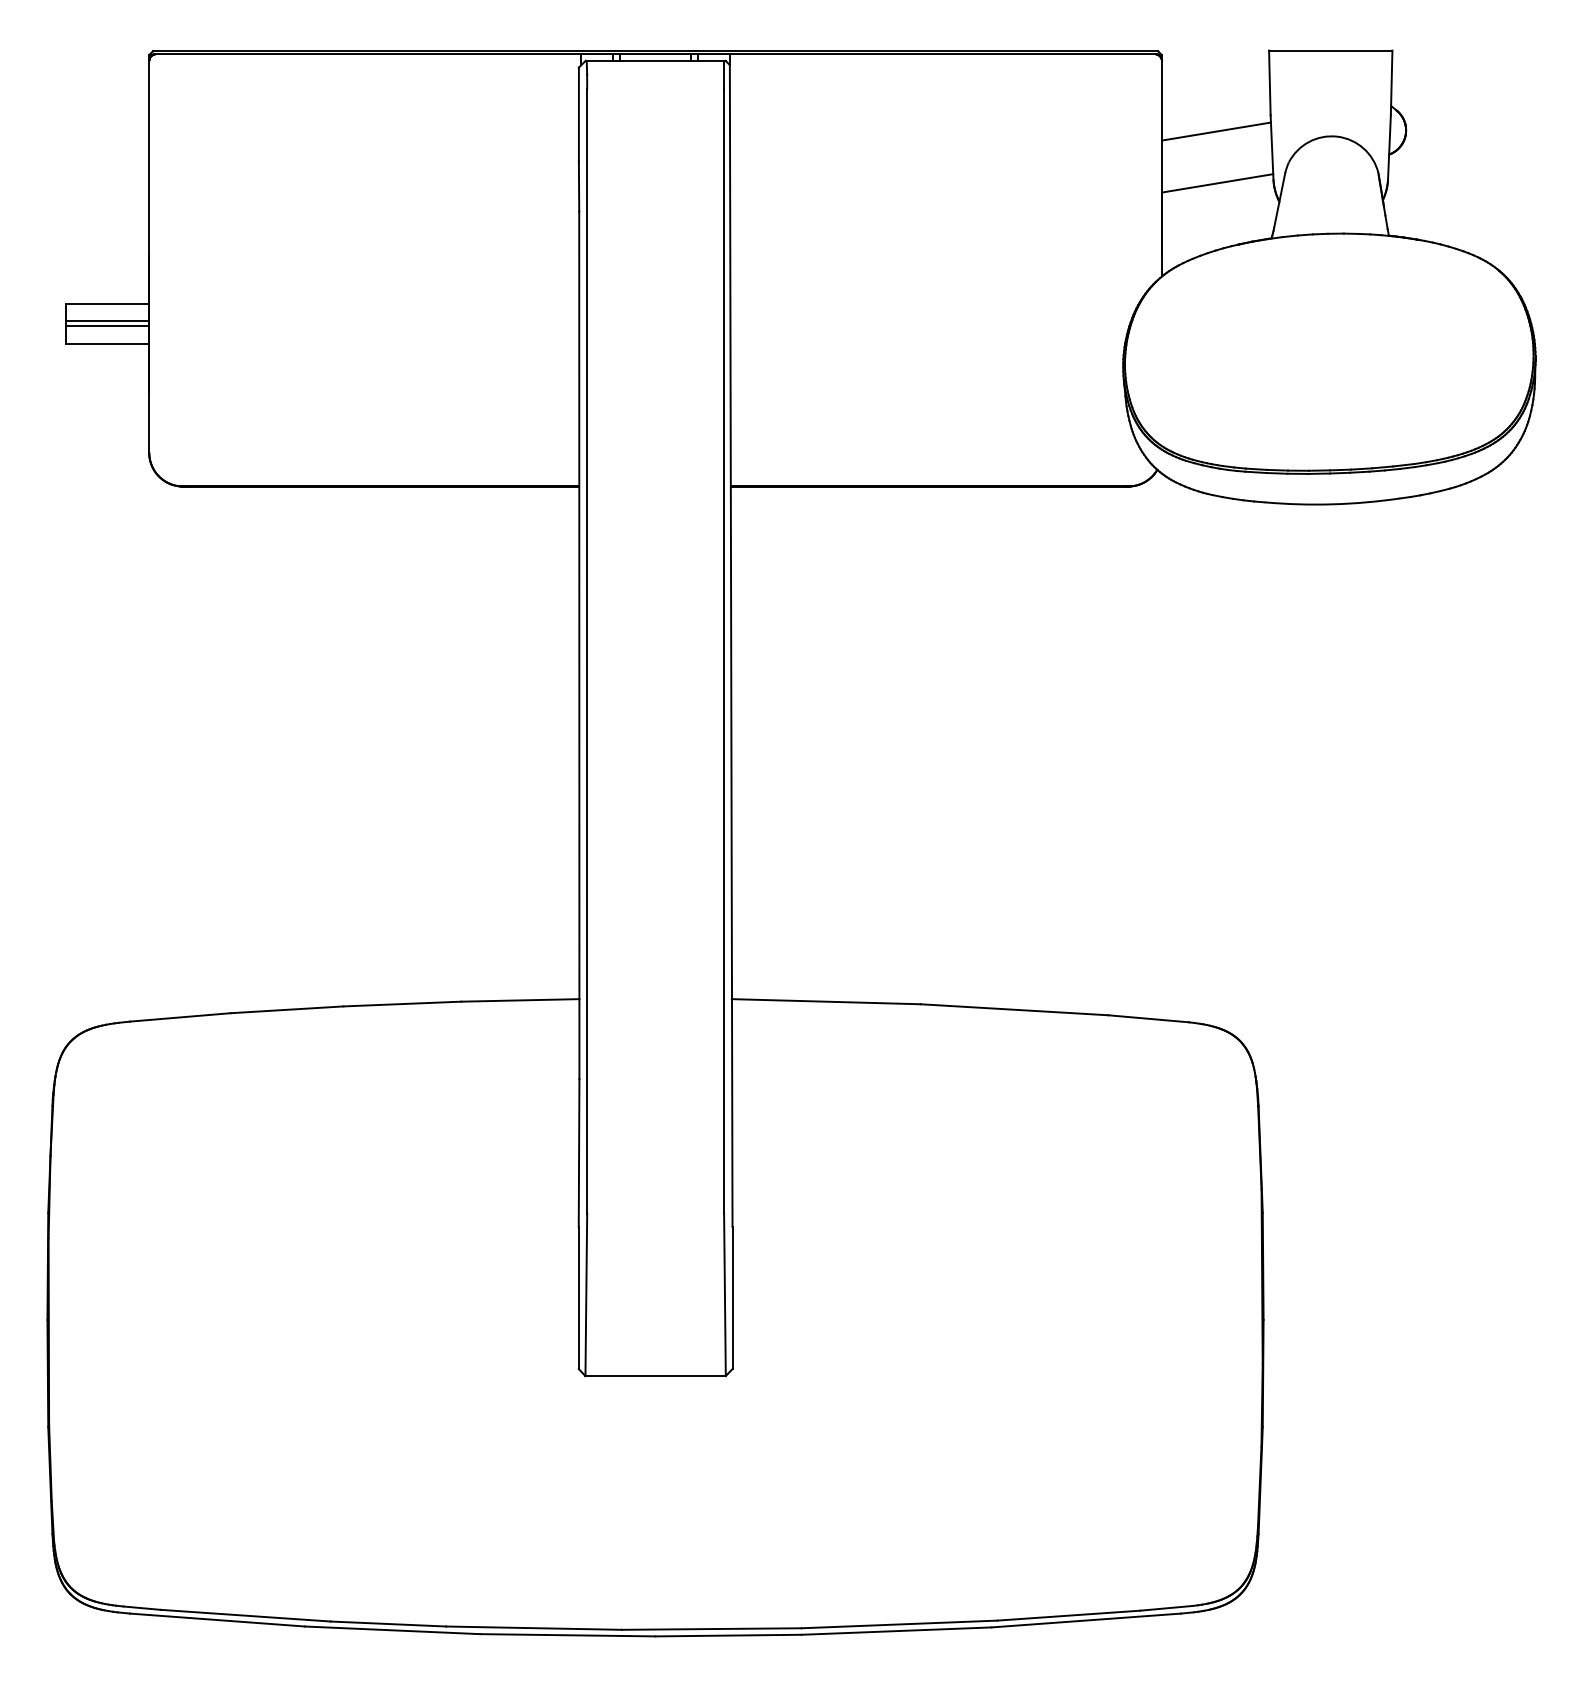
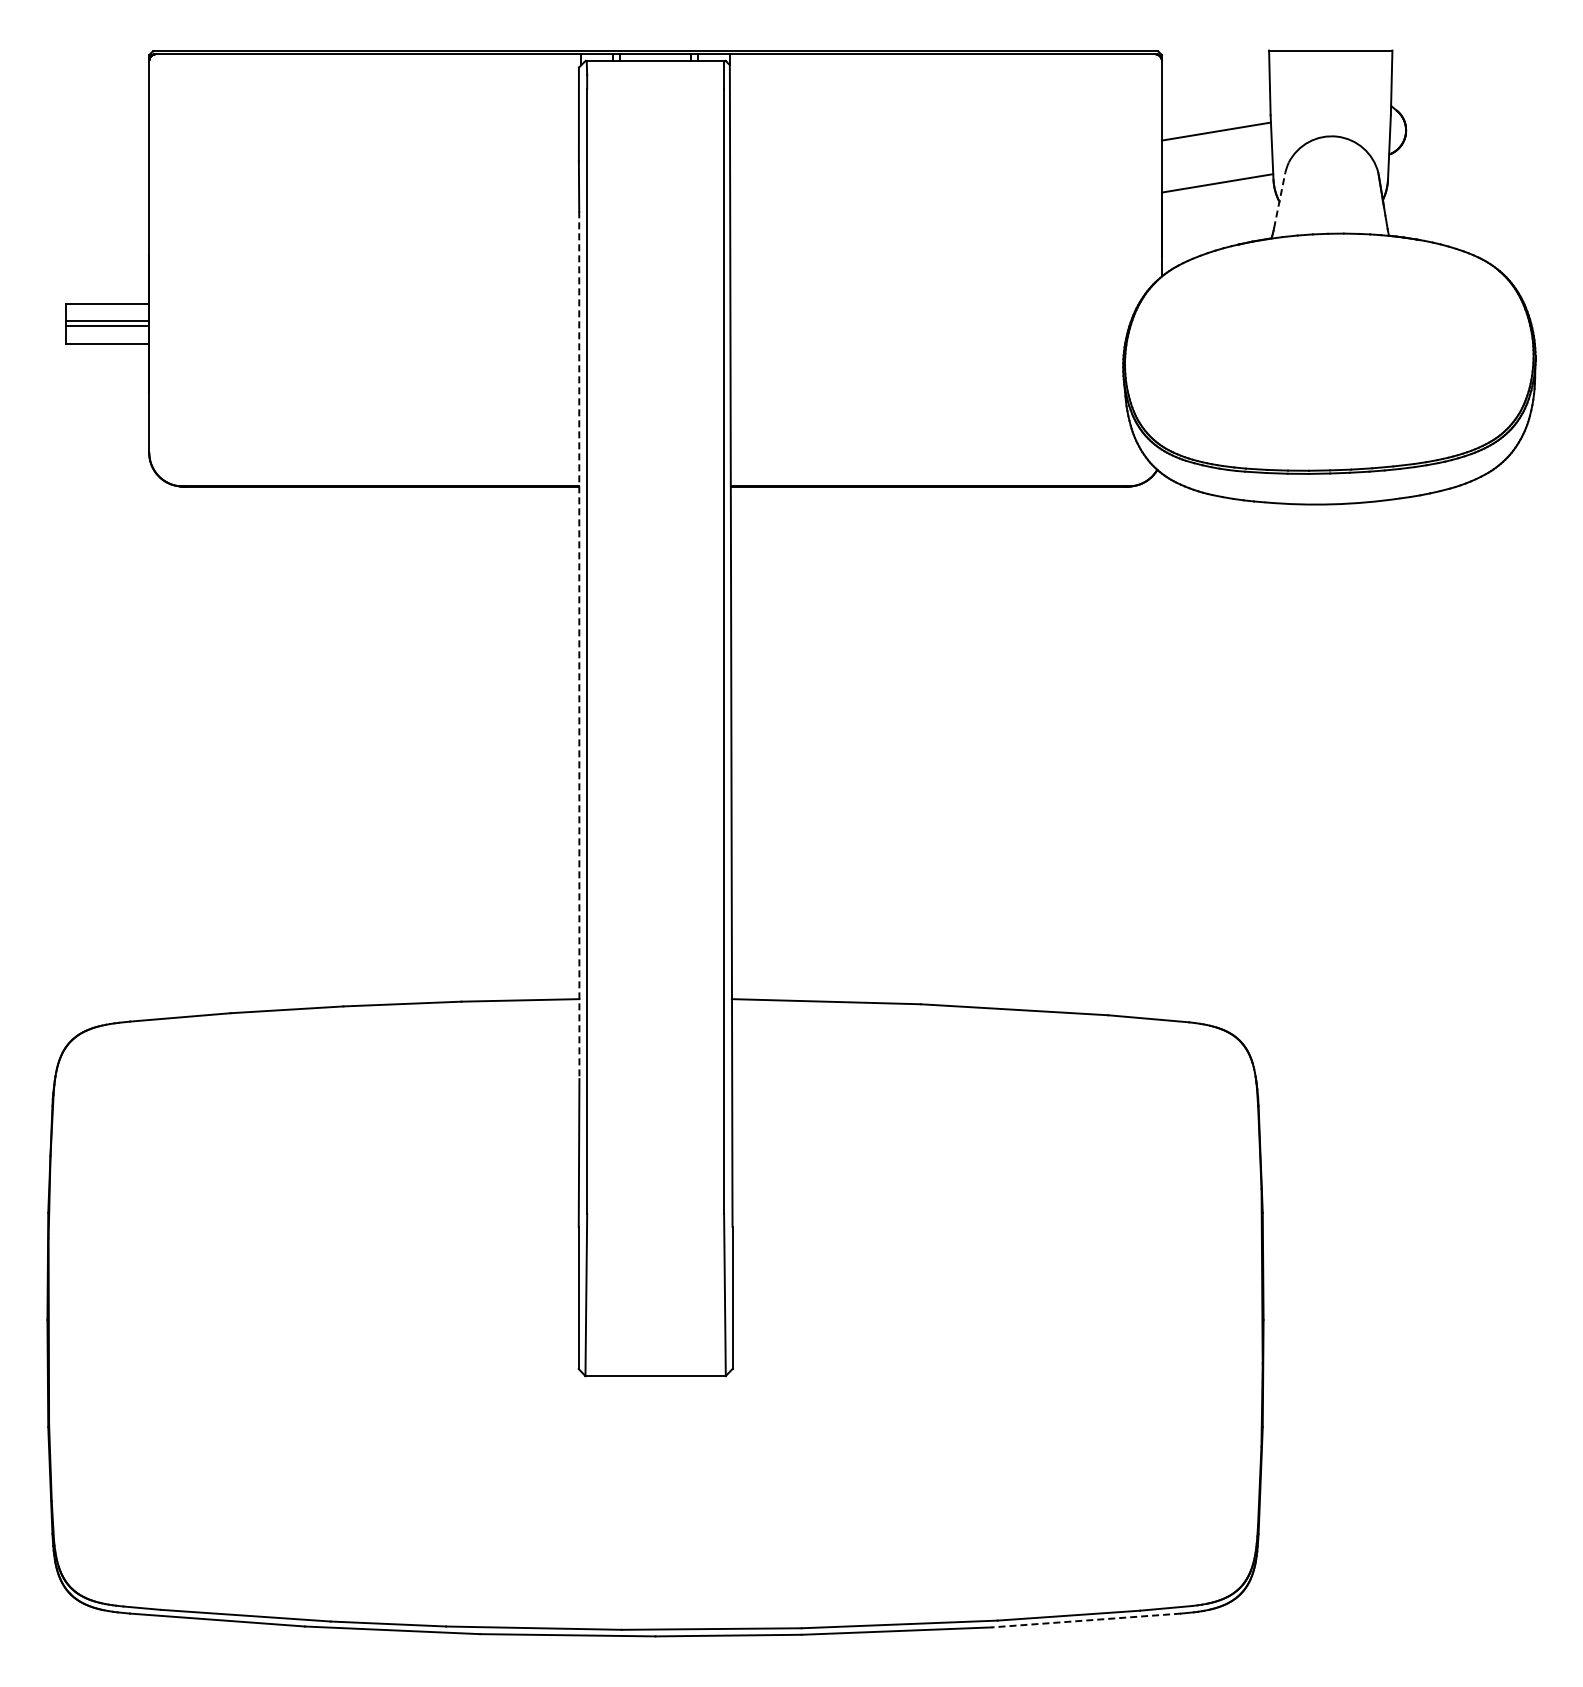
line: solid -> dashed (1279, 200)
line: solid -> dashed (579, 645)
line: solid -> dashed (1085, 1620)
